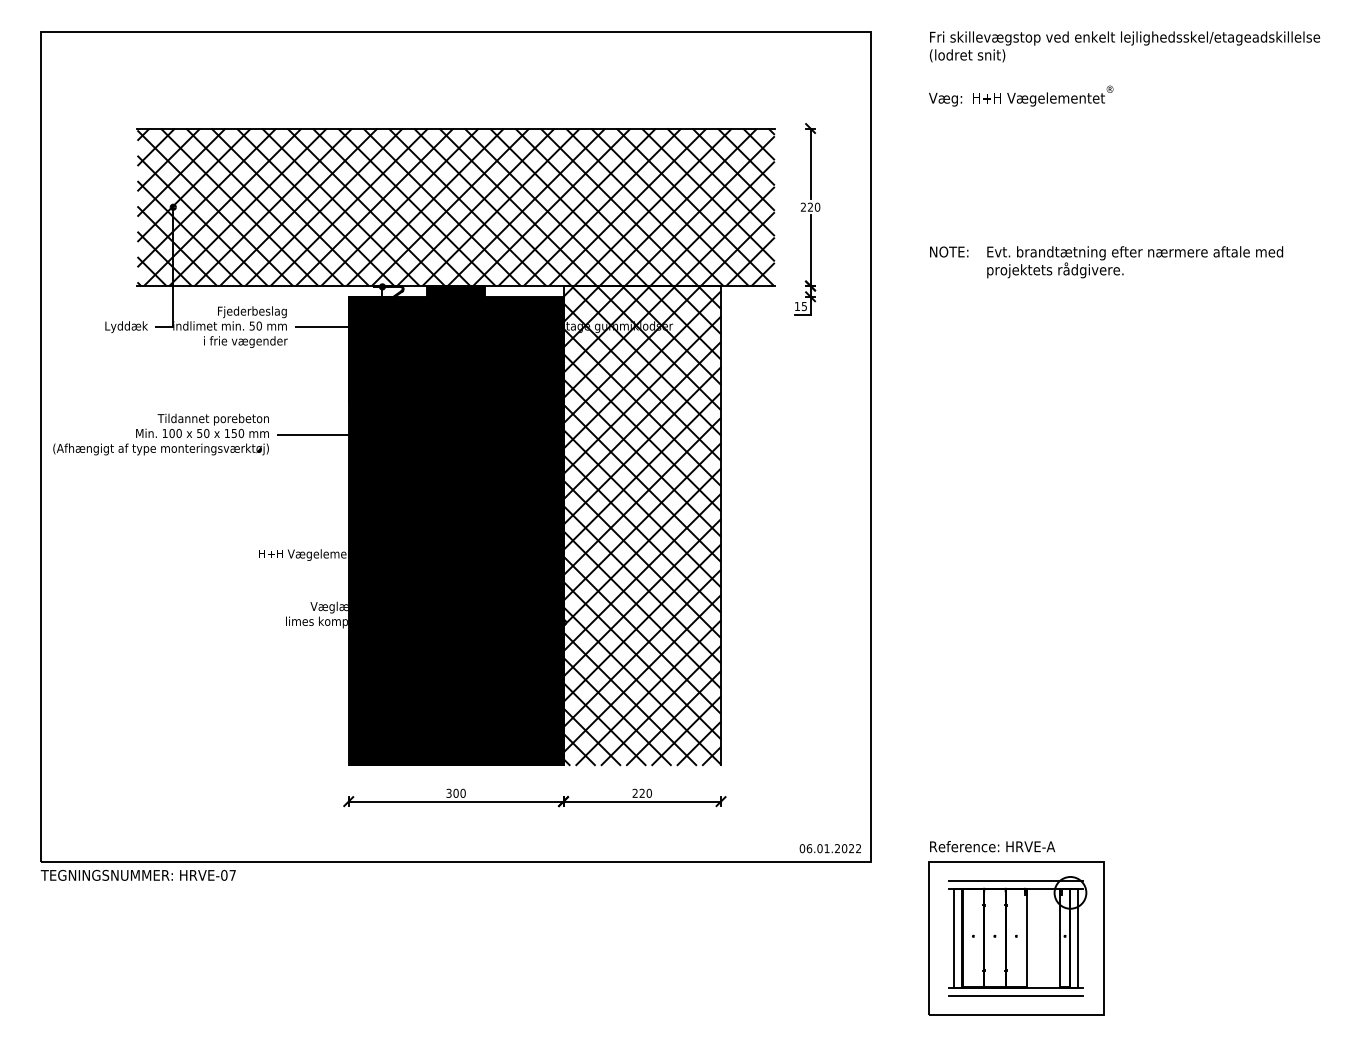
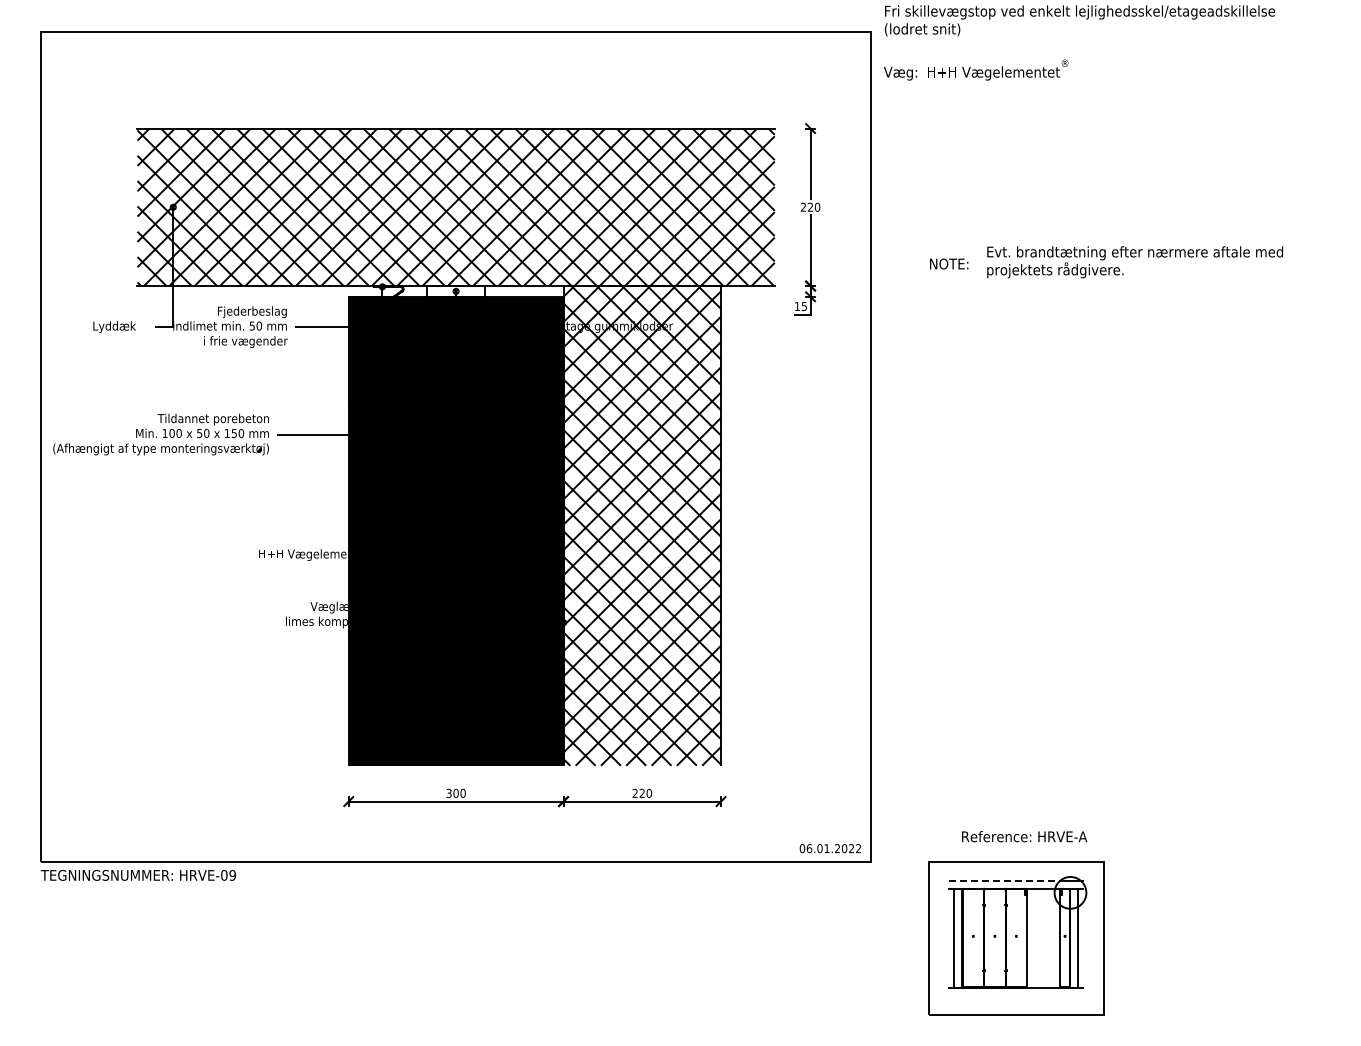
text position: (1124, 68) -> (1079, 42) (1079, 42)
text position: (949, 251) -> (949, 263) (949, 263)
fill: present -> none (455, 291)
text position: (126, 326) -> (114, 326) (114, 326)
text position: (992, 846) -> (1024, 836) (1024, 836)
text: HRVE-07 -> HRVE-09 (232, 874)
line: solid -> dashed (1005, 880)
line: present -> none (1016, 996)
